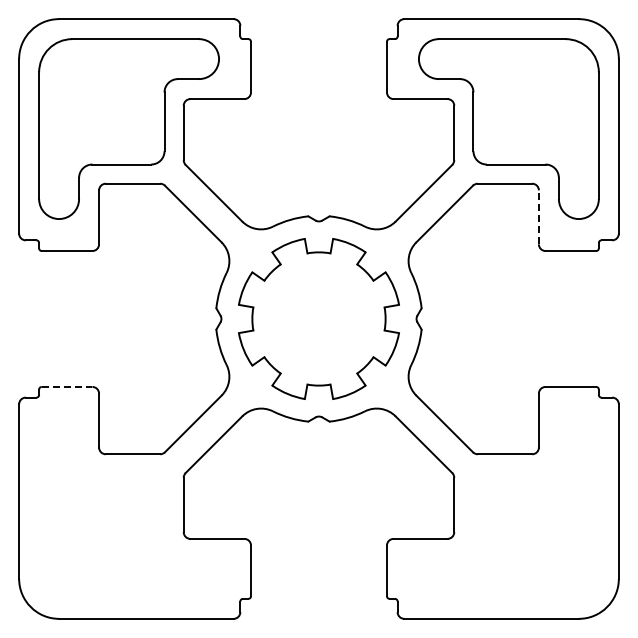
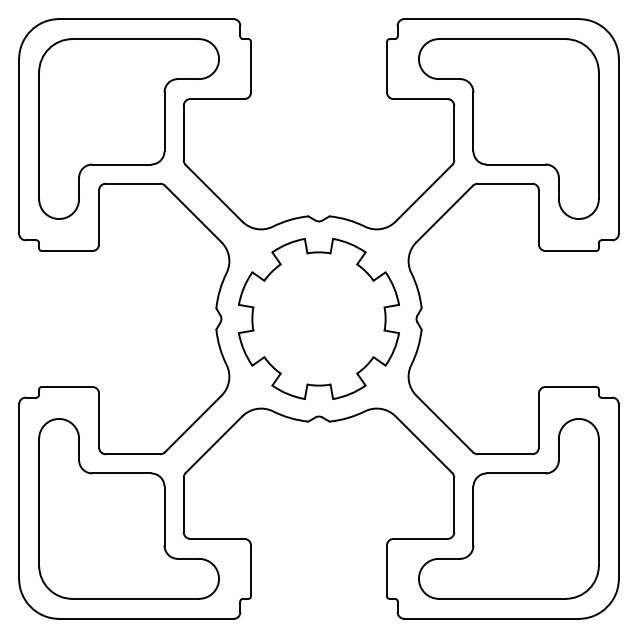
line: dashed -> solid (538, 217)
line: dashed -> solid (67, 386)
part: none -> present (128, 508)
part: none -> present (508, 508)
